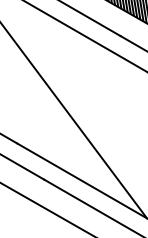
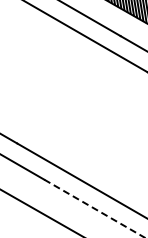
line: present -> none (73, 119)
line position: (46, 208) -> (40, 212) (40, 212)
line: solid -> dashed (94, 208)
